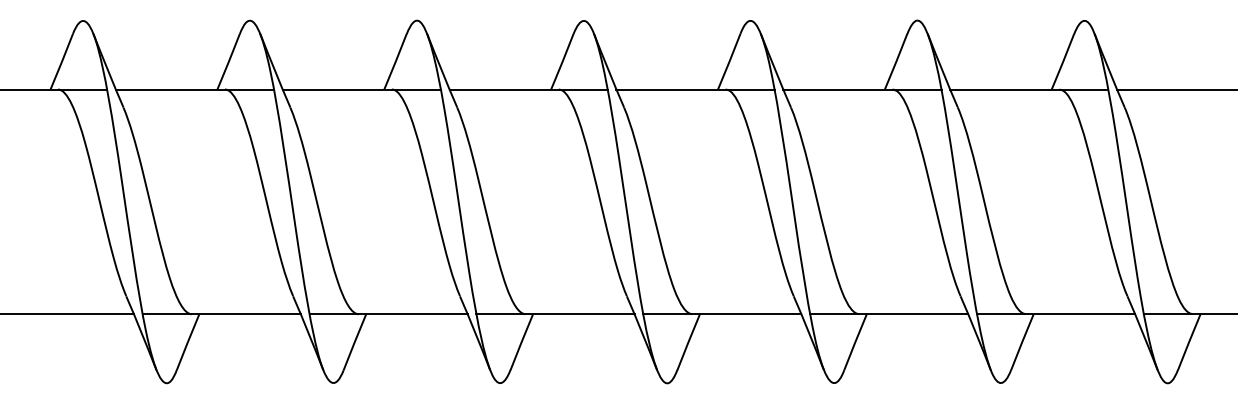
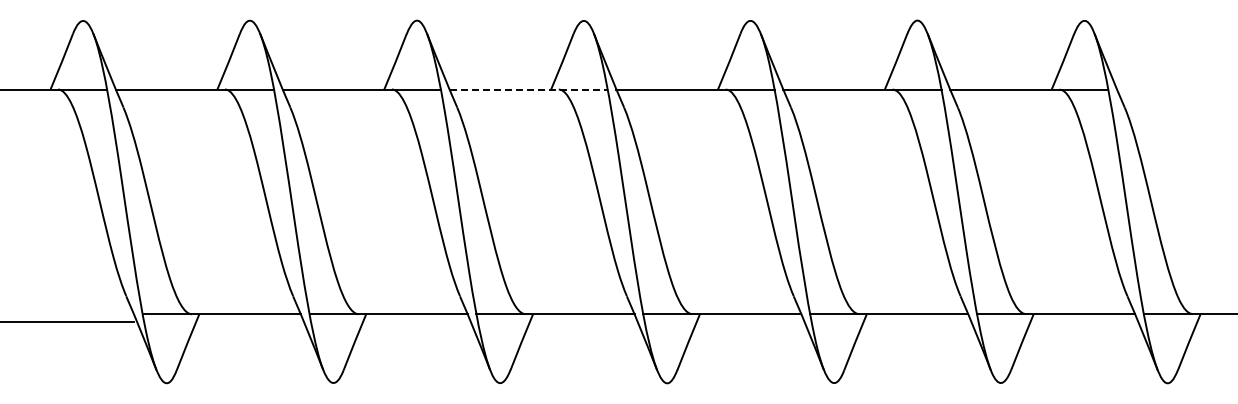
line: solid -> dashed (529, 89)
line: present -> none (1175, 89)
line position: (68, 314) -> (68, 322) (68, 322)
